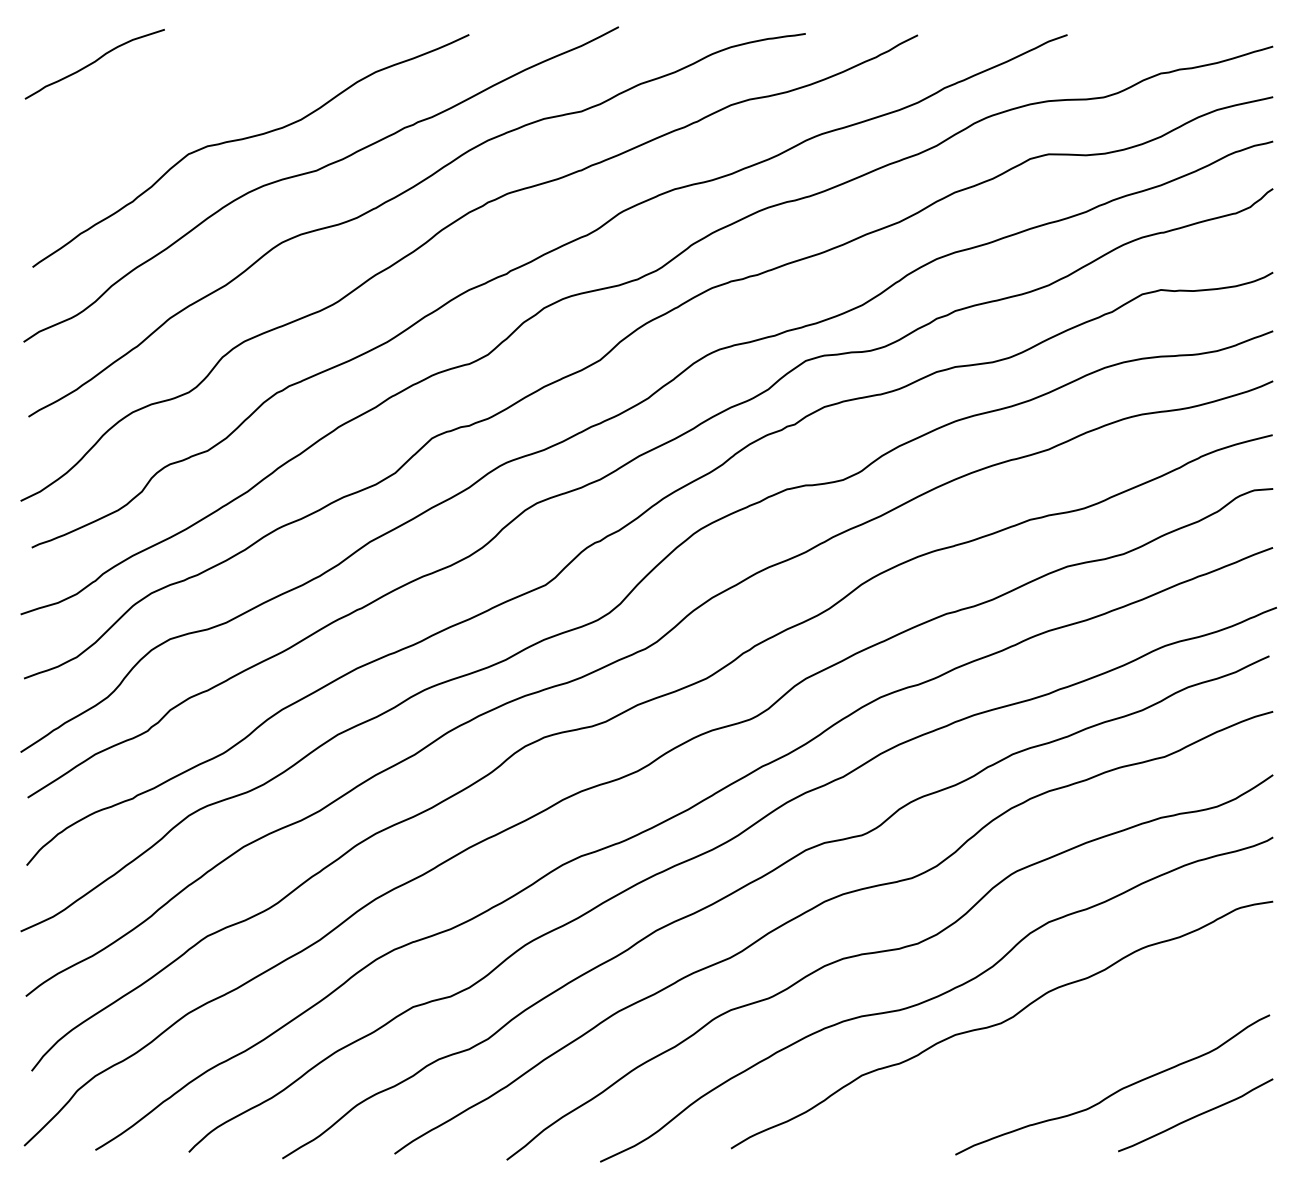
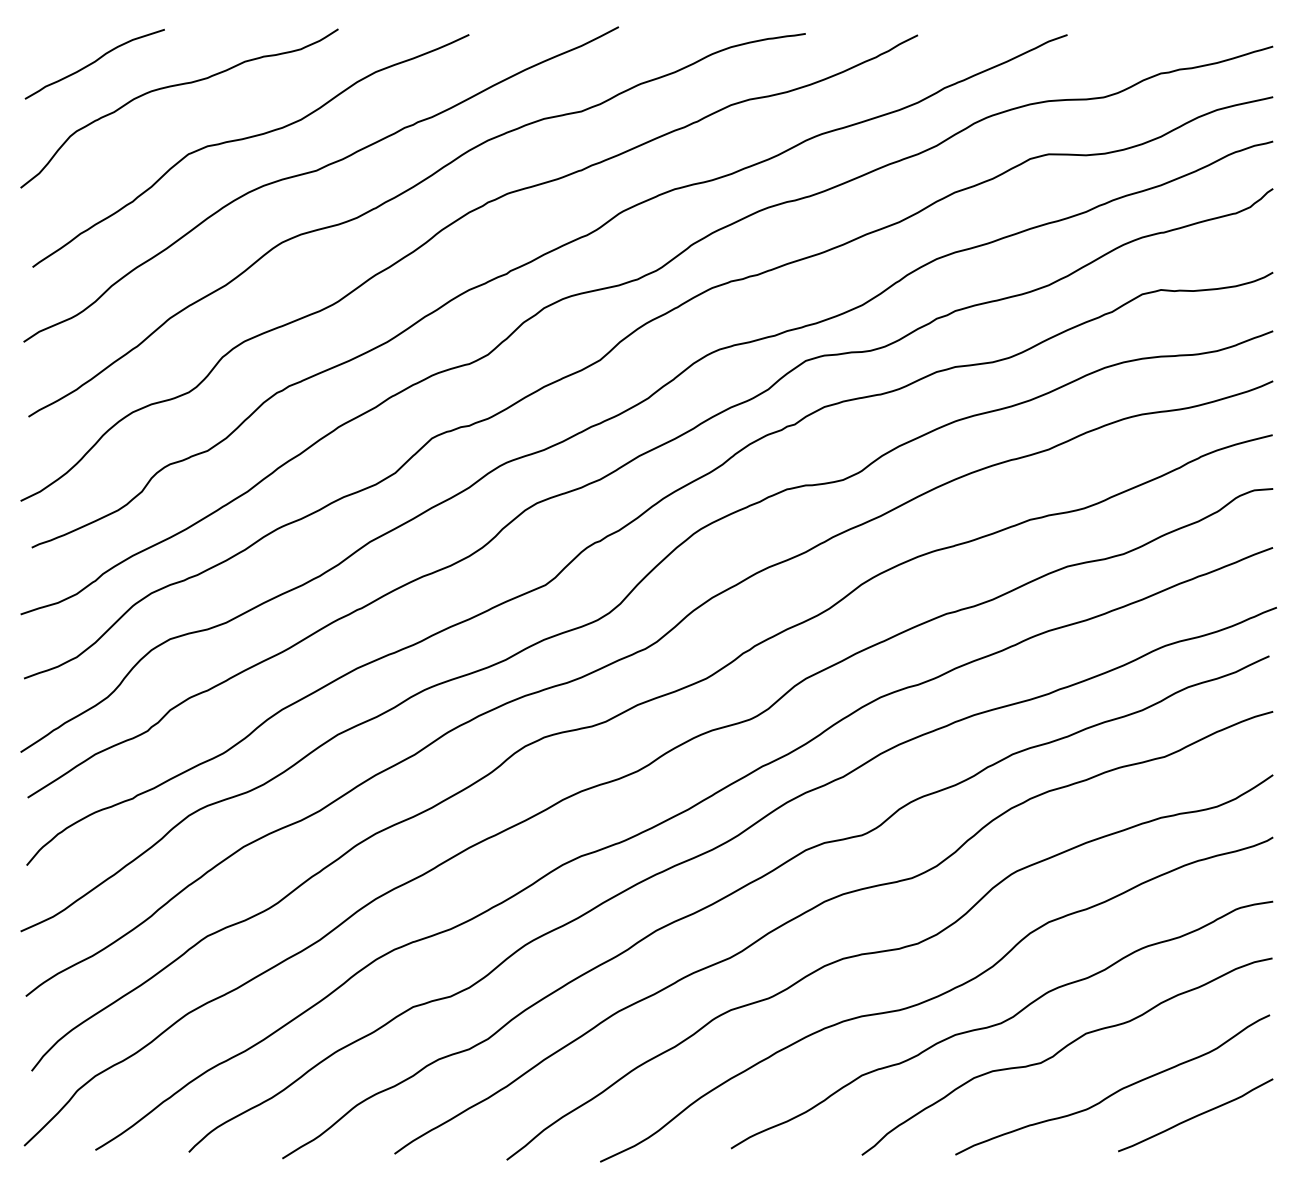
curve: none -> present (176, 86)
curve: none -> present (1061, 1051)
